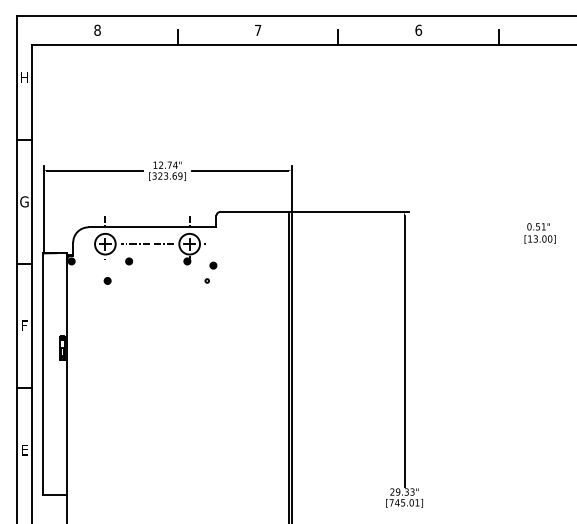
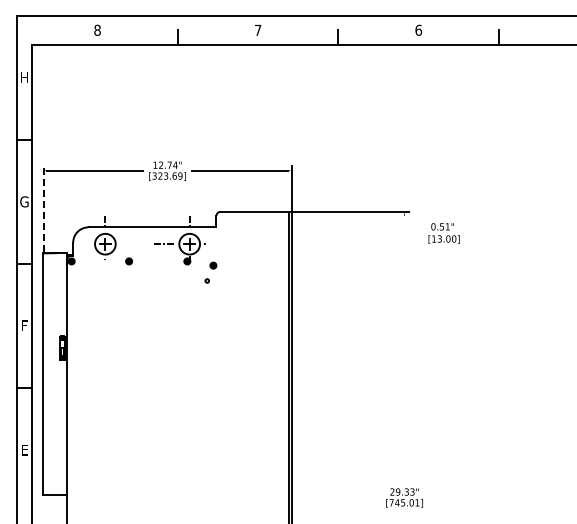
line: solid -> dashed (43, 208)
text position: (539, 233) -> (443, 233) (443, 233)
line: present -> none (135, 244)
part: present -> none (107, 280)
line: present -> none (404, 350)
